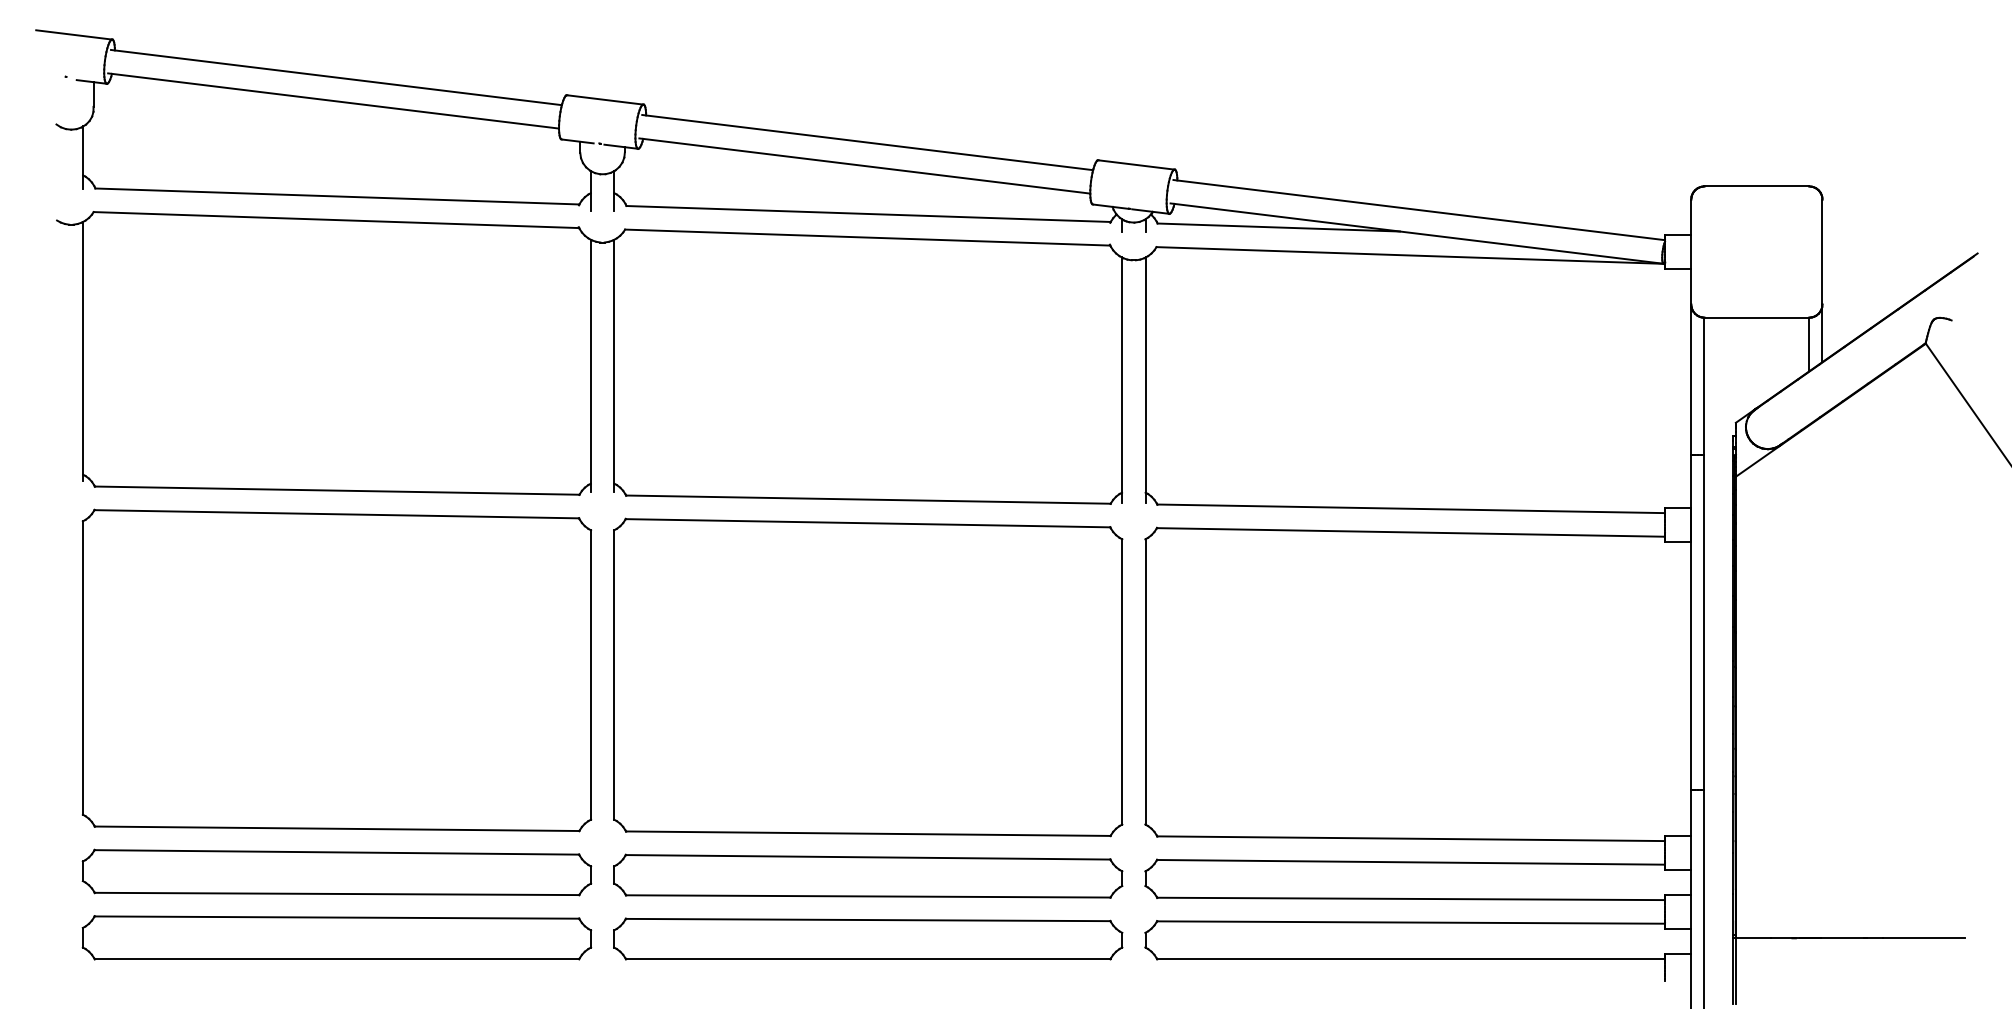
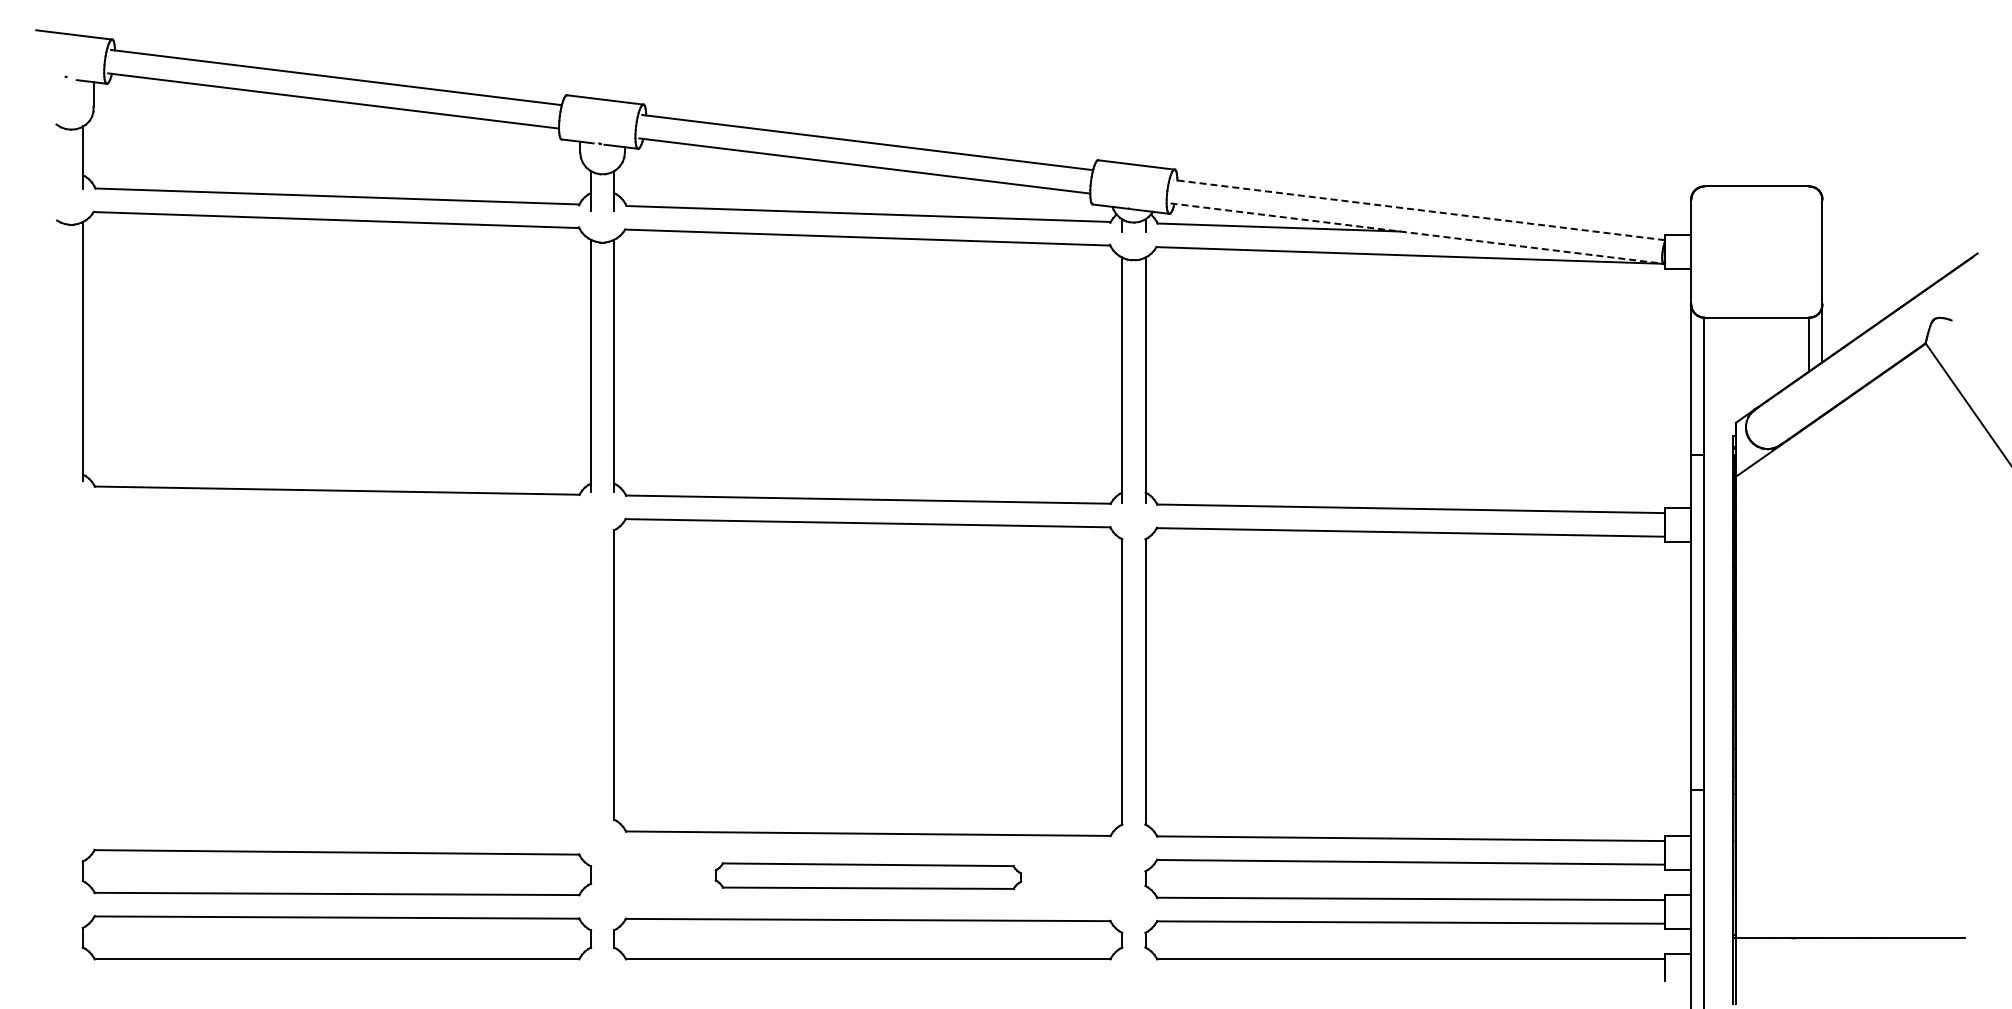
line: solid -> dashed (1419, 210)
line: solid -> dashed (1417, 233)
part: present -> none (336, 670)
part size: 511x46 px -> 308x28 px (867, 875)
